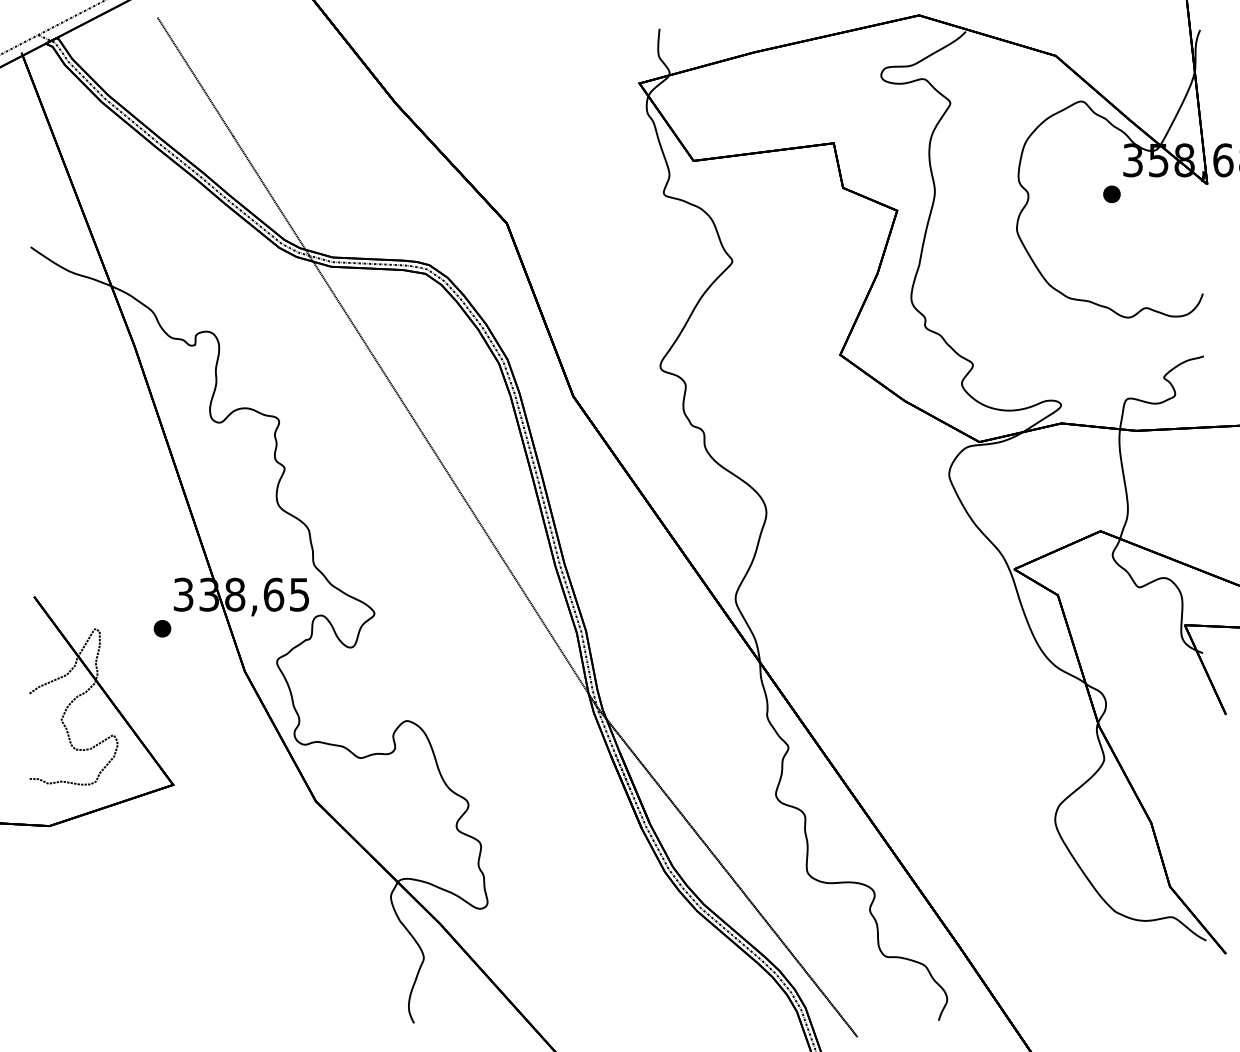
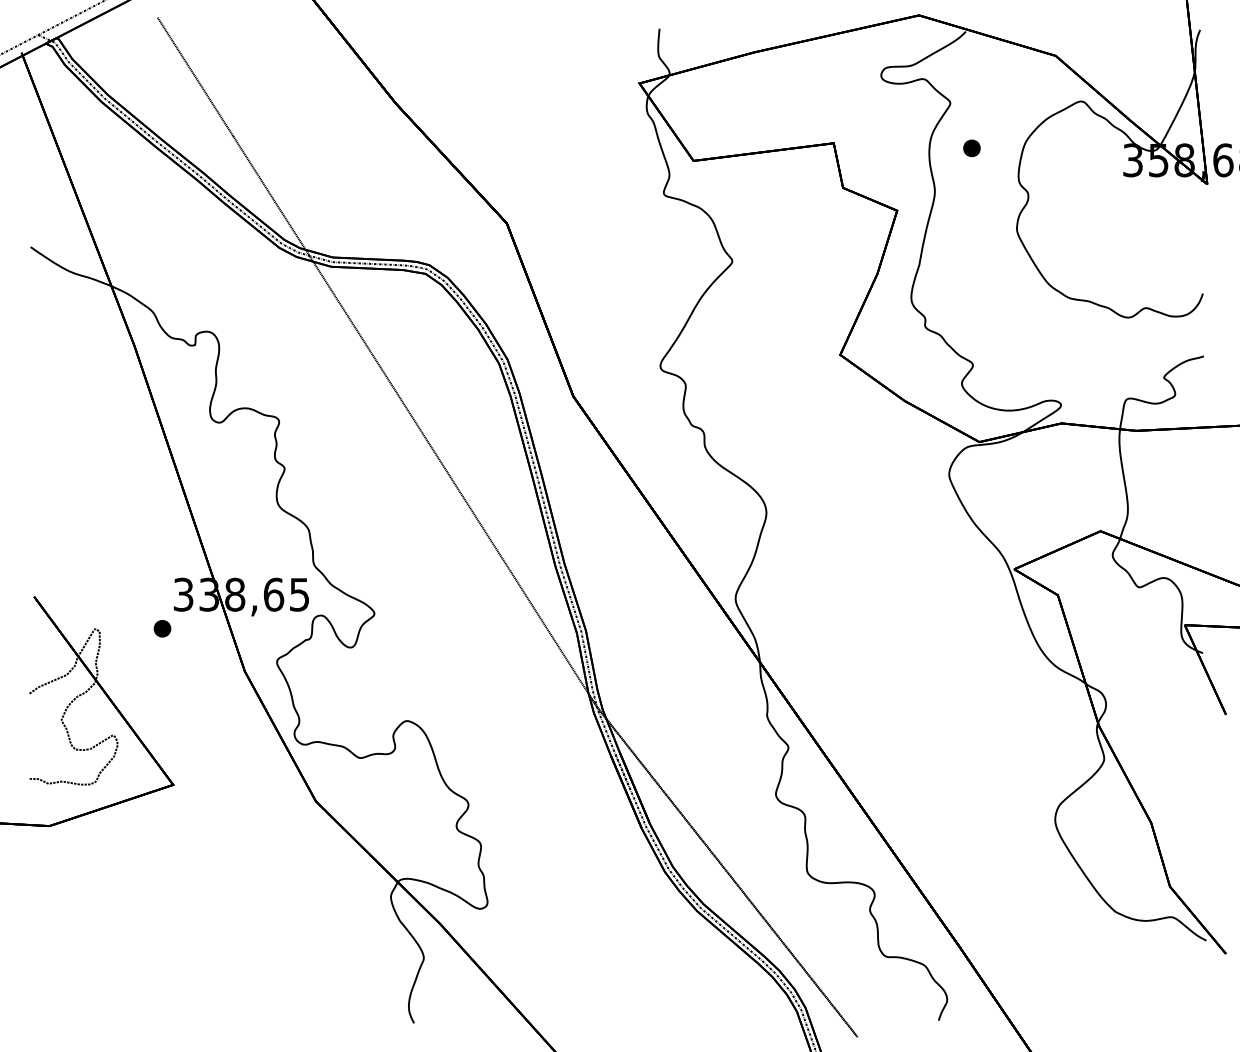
part position: (1111, 194) -> (971, 148) (971, 148)
